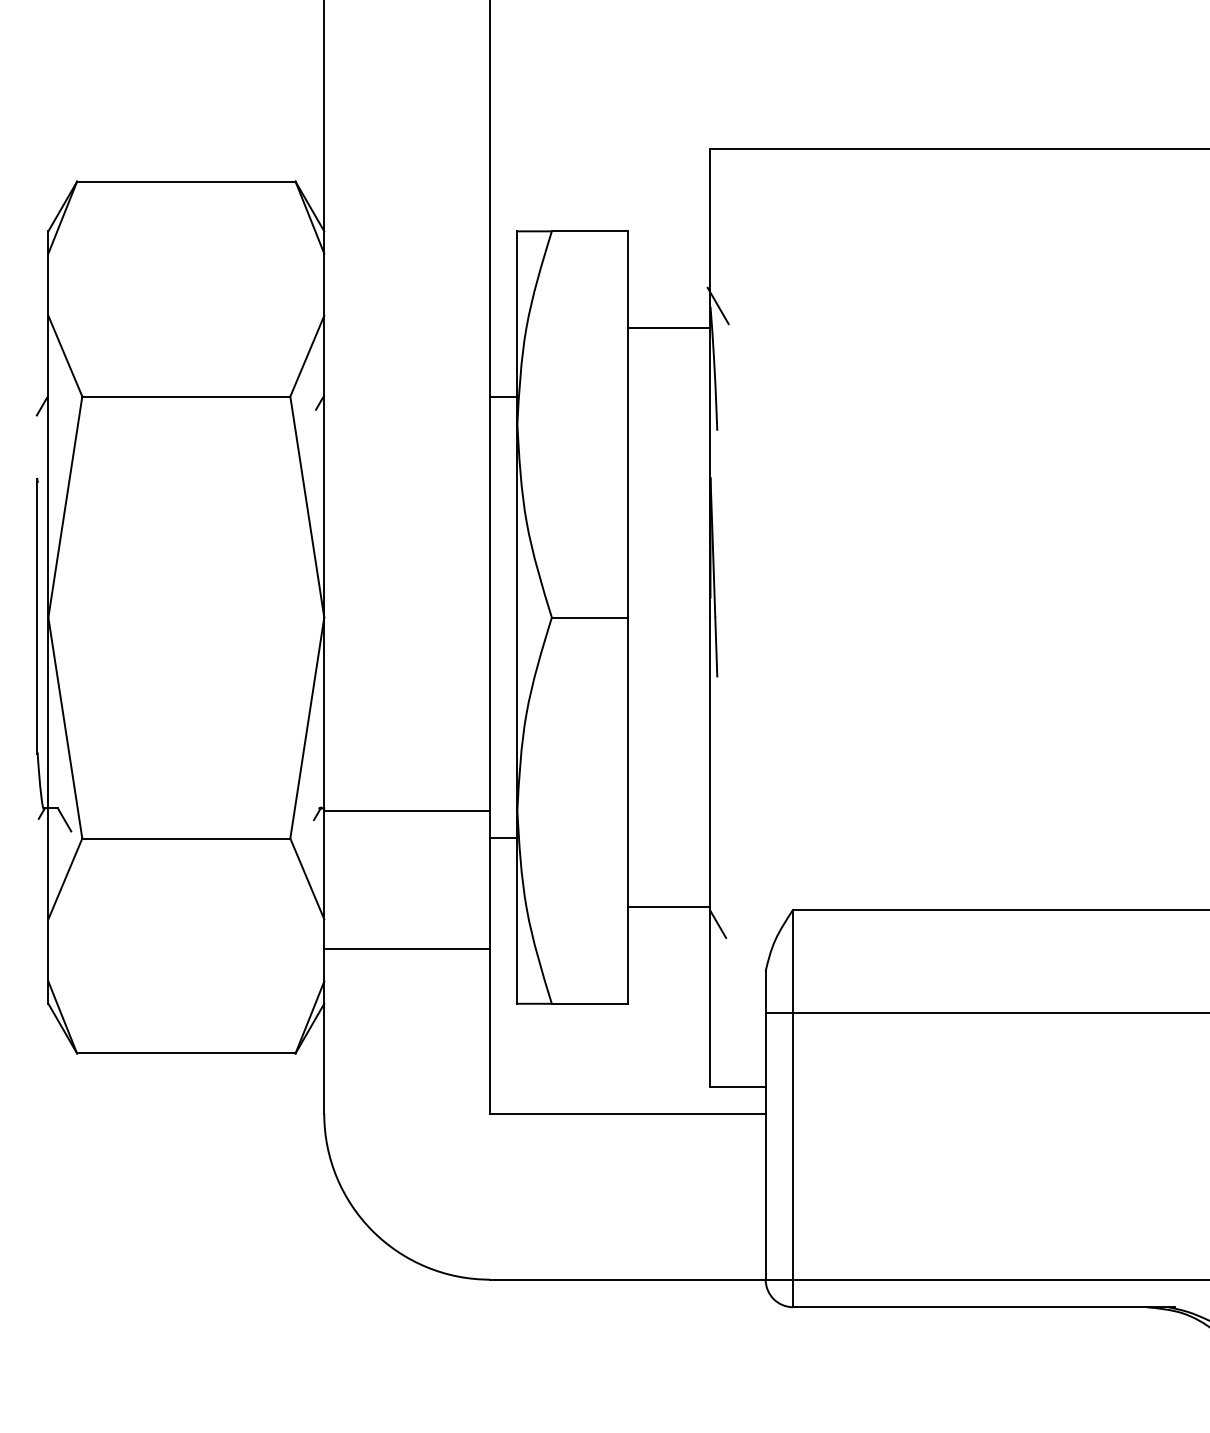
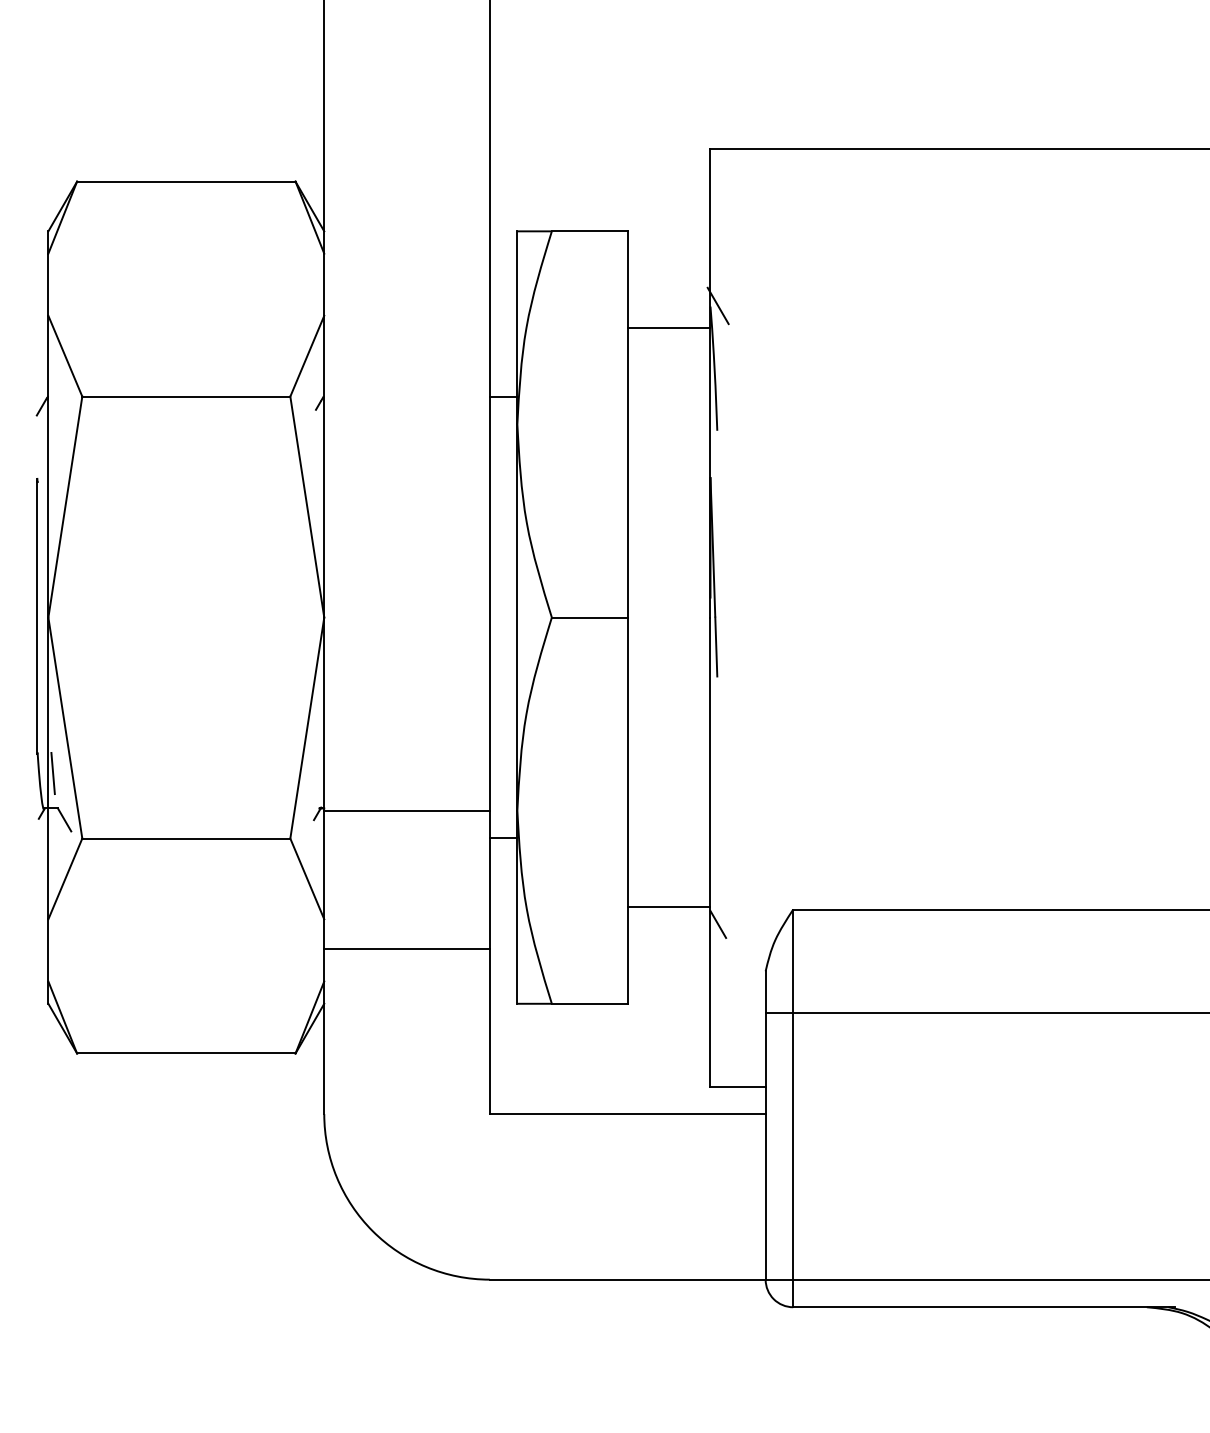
line: none -> present (52, 773)
